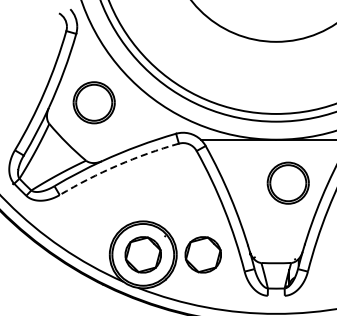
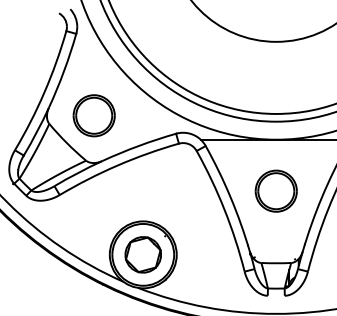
part position: (93, 102) -> (93, 115) (93, 115)
arc: dashed -> solid (117, 165)
part position: (287, 182) -> (275, 190) (275, 190)
part: present -> none (202, 254)
